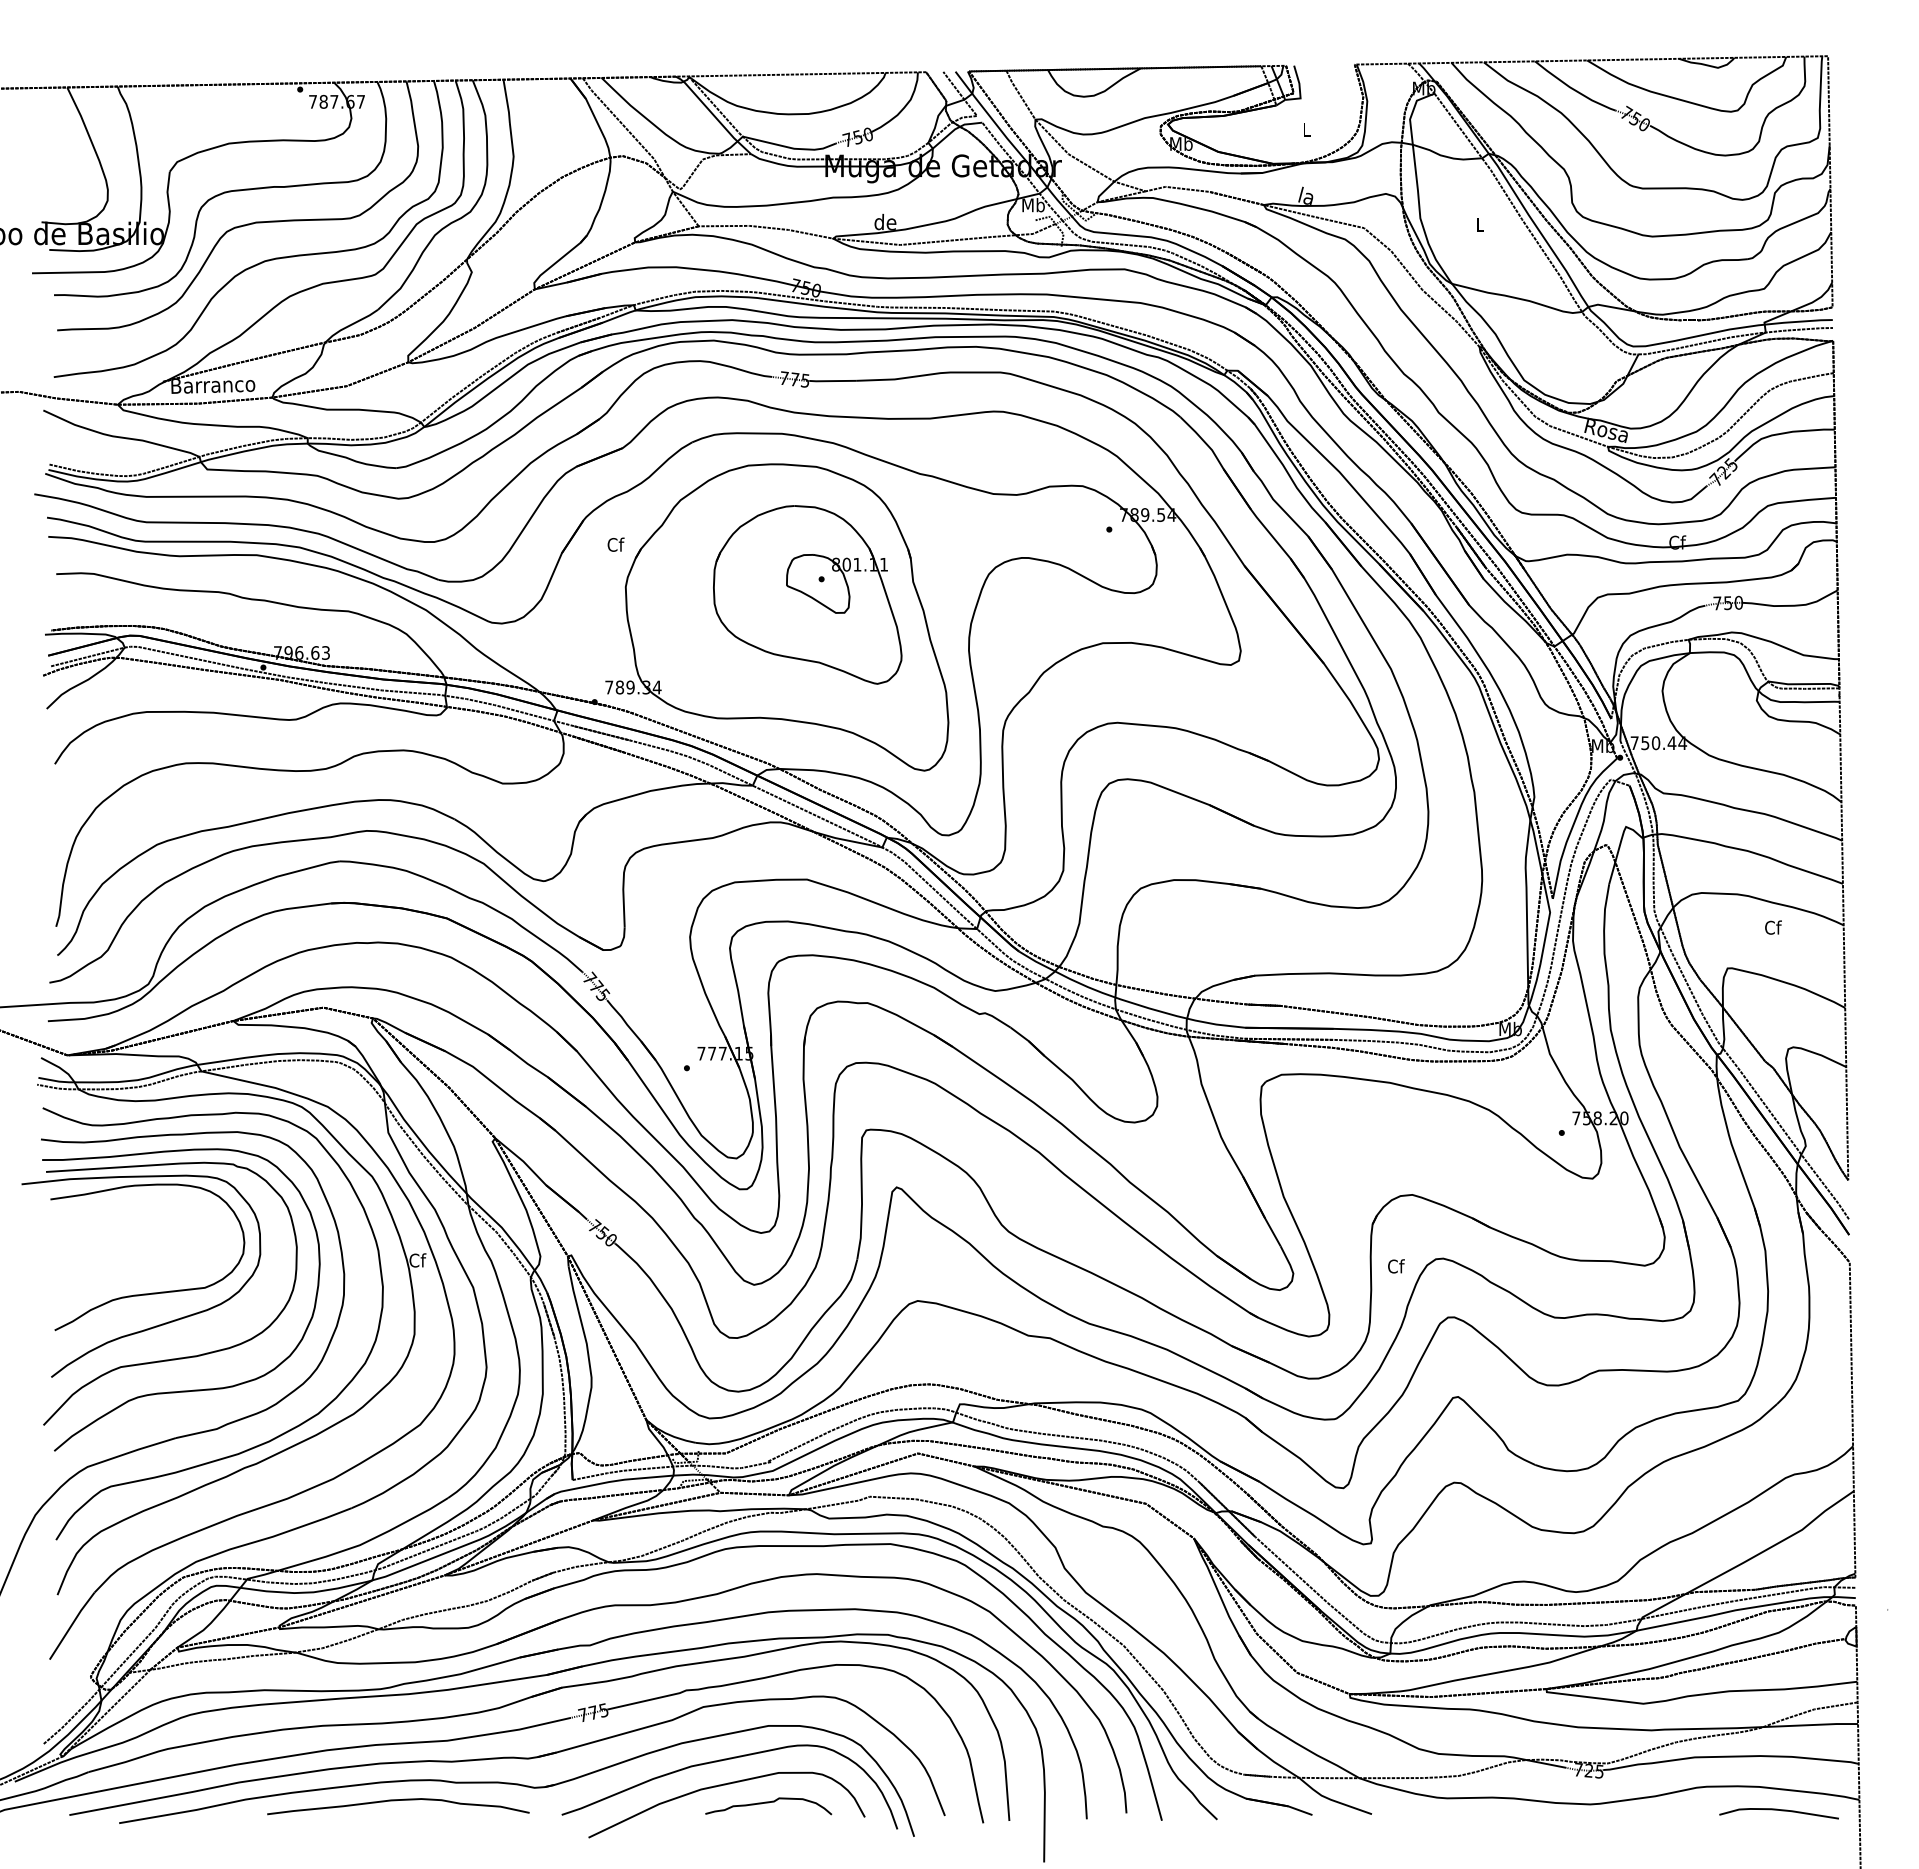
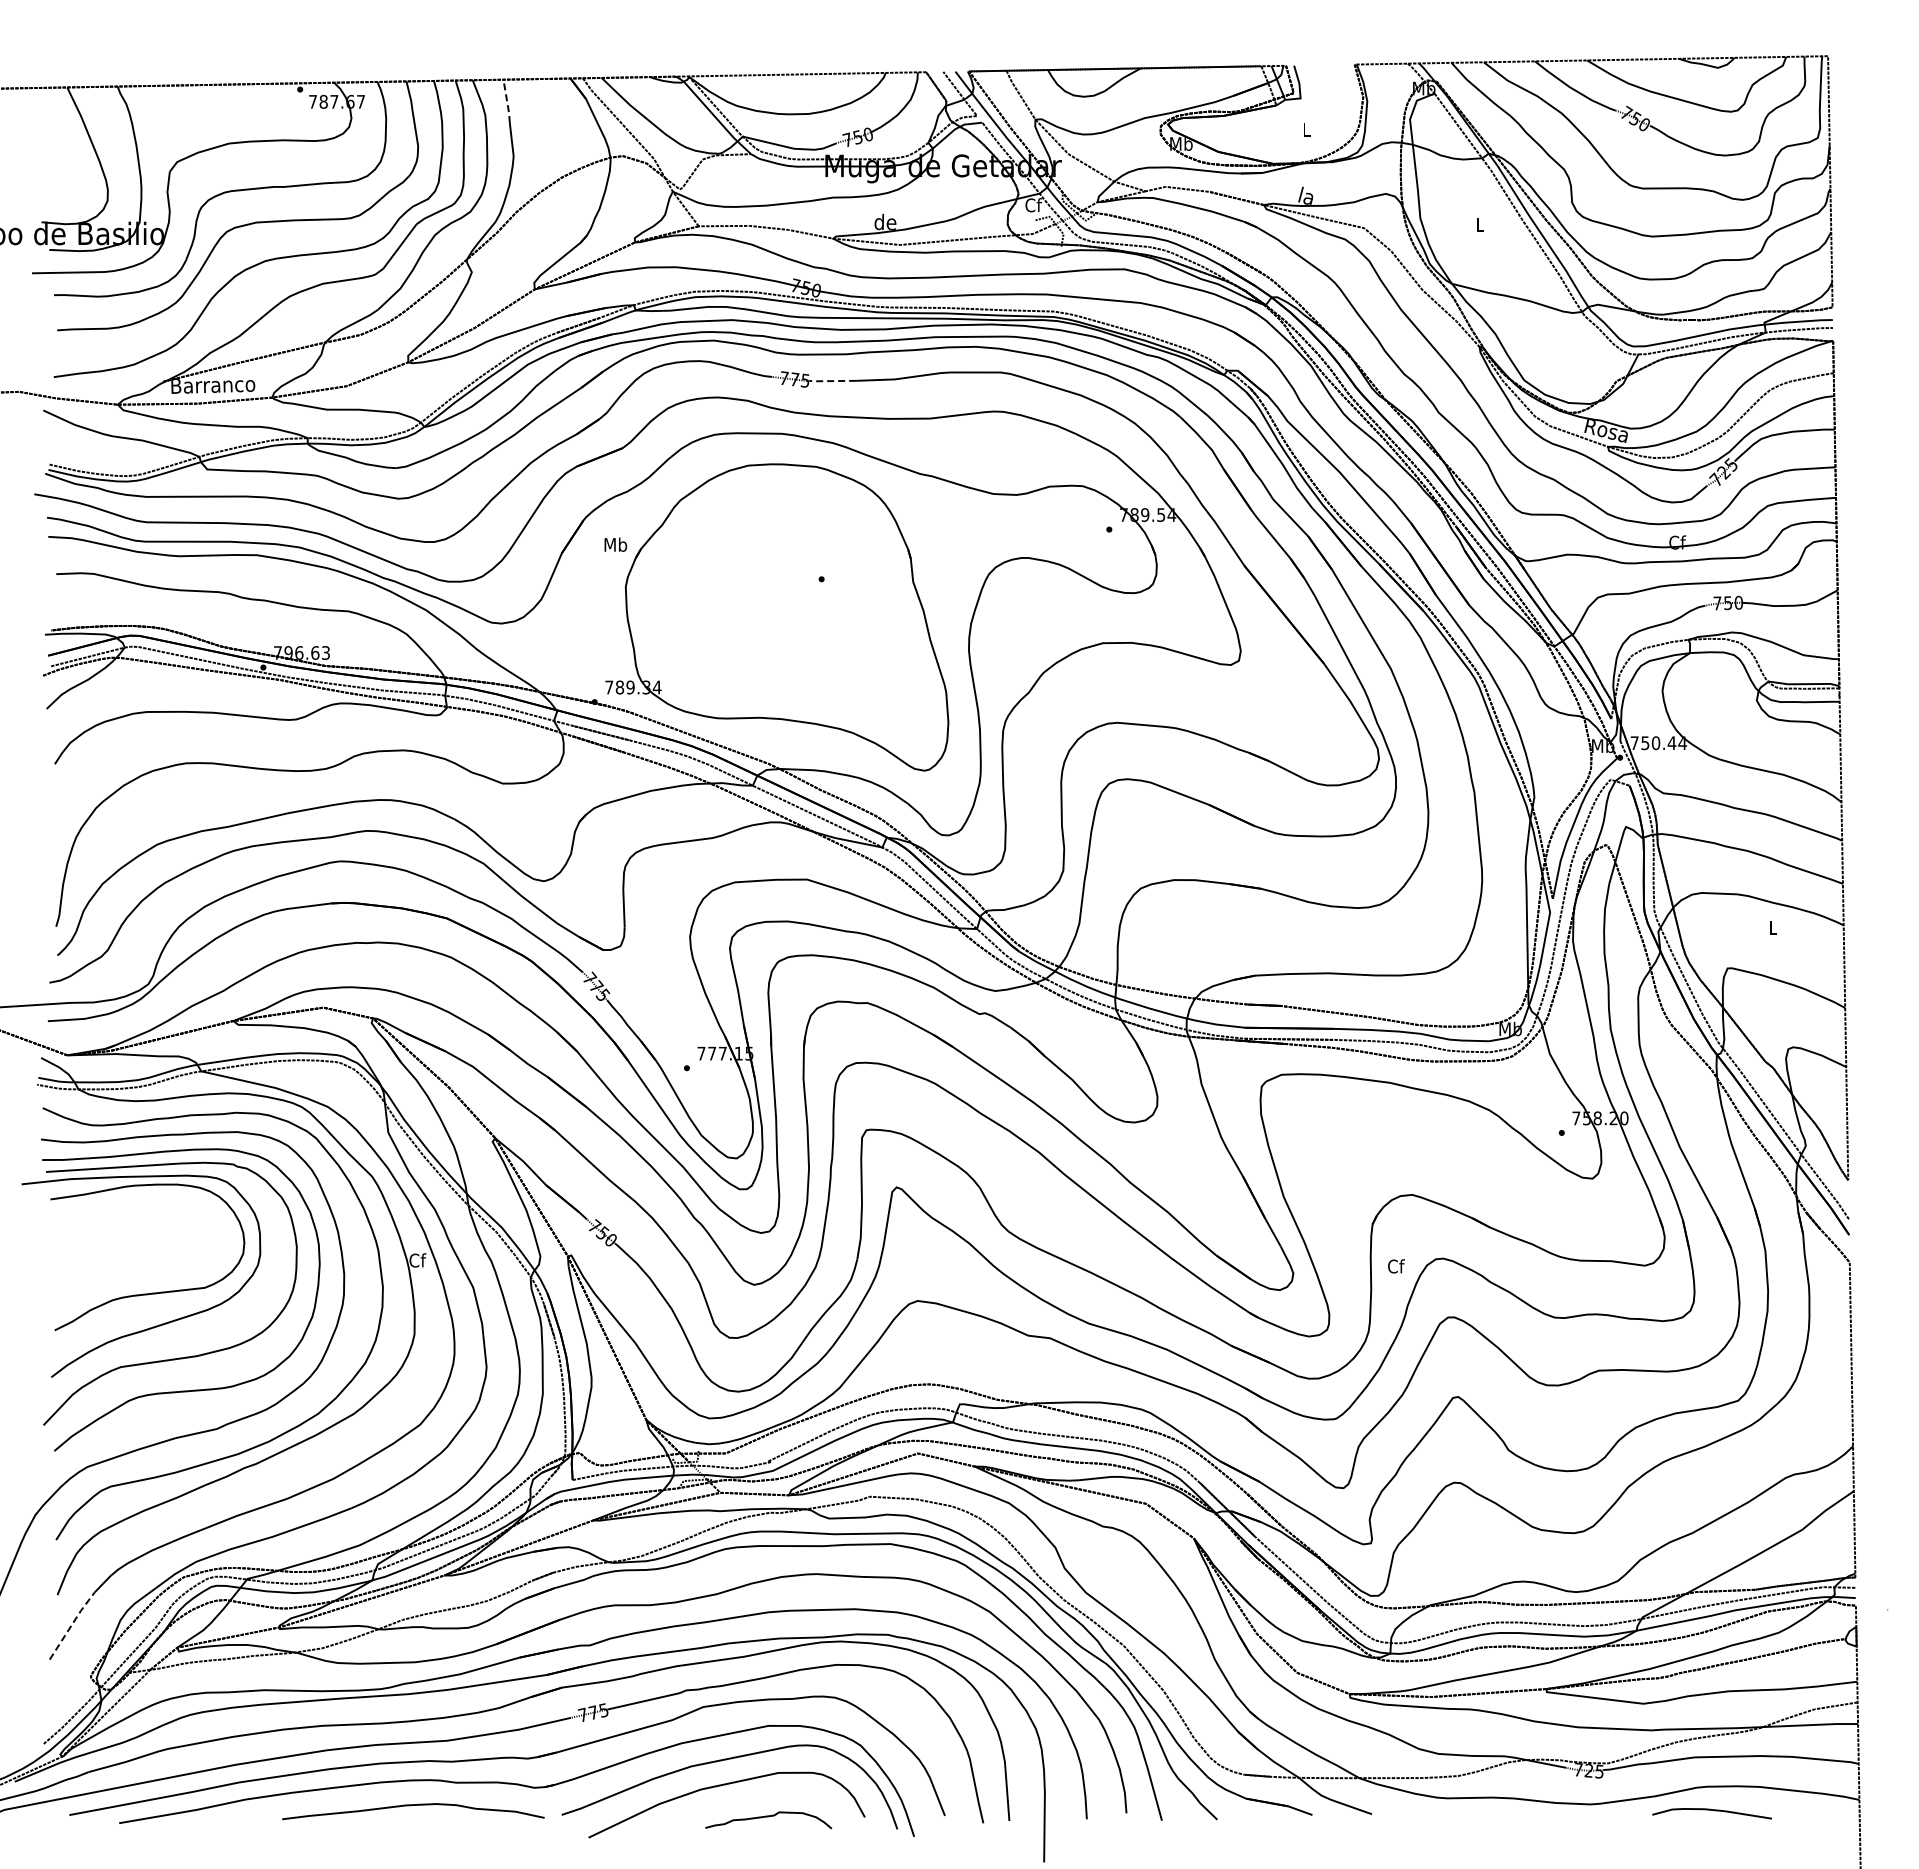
line: solid -> dashed (507, 101)
text: Mb -> Cf (1033, 205)
line: solid -> dashed (832, 381)
text: Cf -> Mb (615, 544)
part: present -> none (807, 594)
text: Cf -> L (1773, 927)
line: solid -> dashed (72, 1624)
curve position: (396, 1801) -> (411, 1806) (411, 1806)
curve position: (768, 1803) -> (768, 1817) (768, 1817)
curve position: (1778, 1810) -> (1711, 1810) (1711, 1810)
